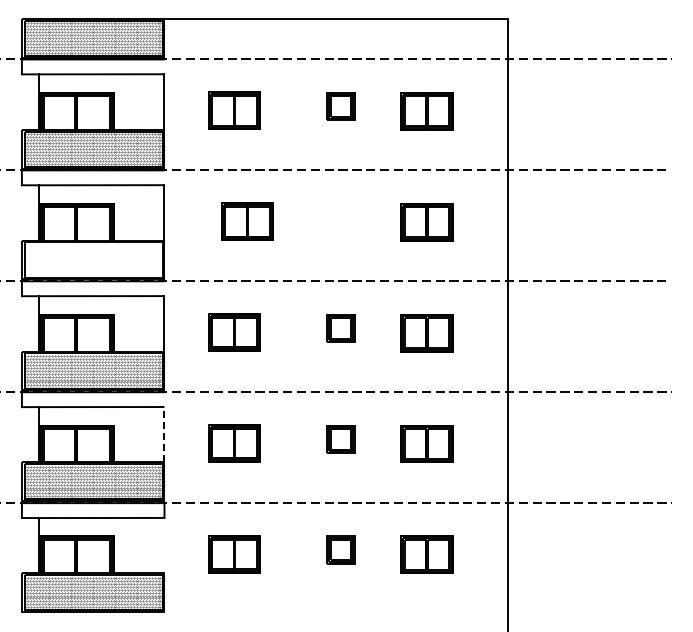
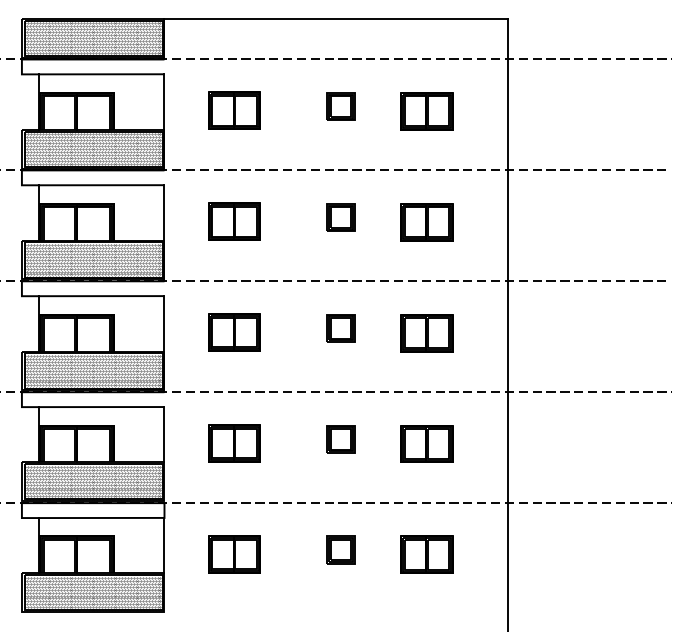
part: none -> present (340, 217)
part position: (247, 221) -> (234, 221) (234, 221)
hatch: none -> present (93, 261)
line: dashed -> solid (164, 434)
line: none -> present (164, 545)
